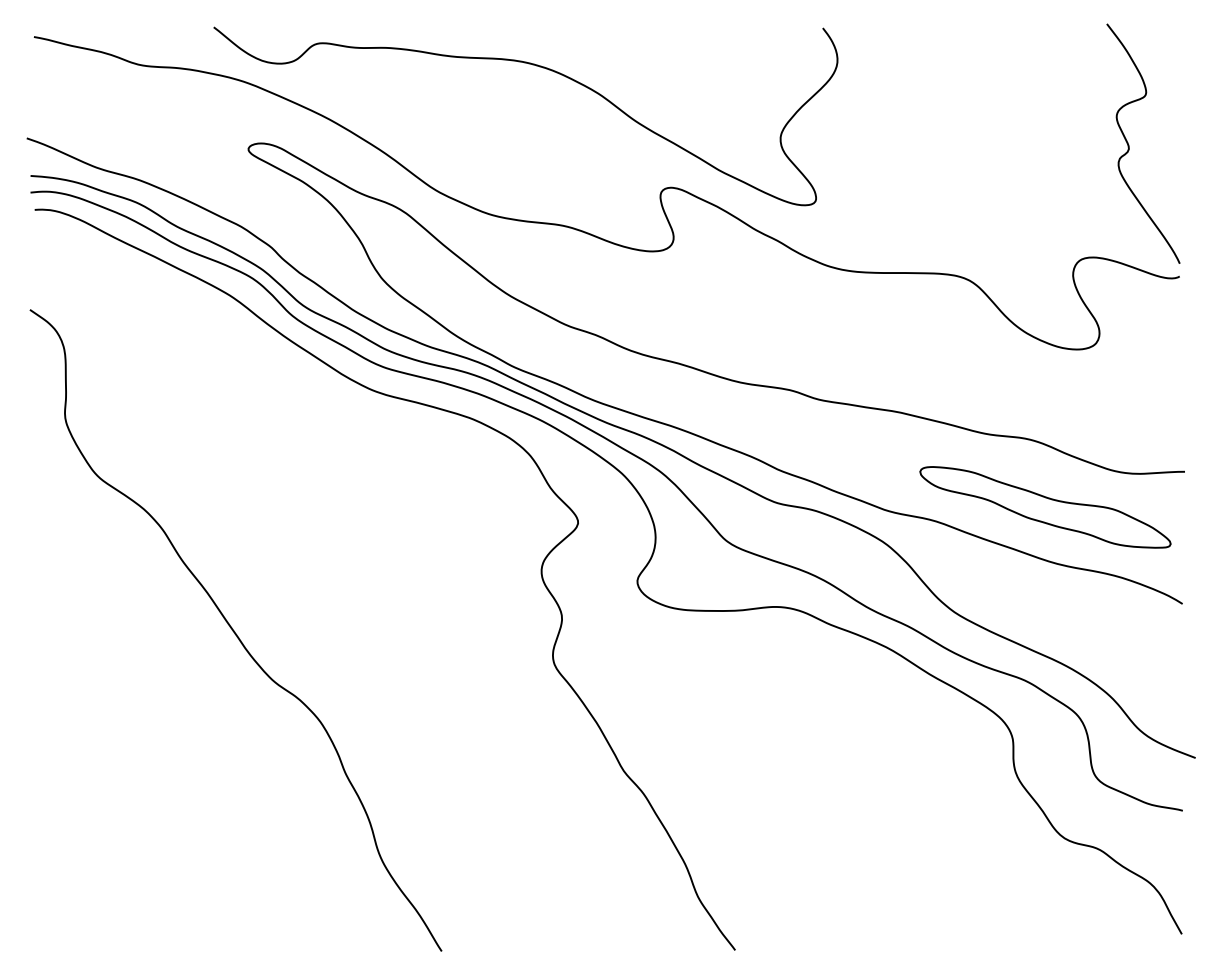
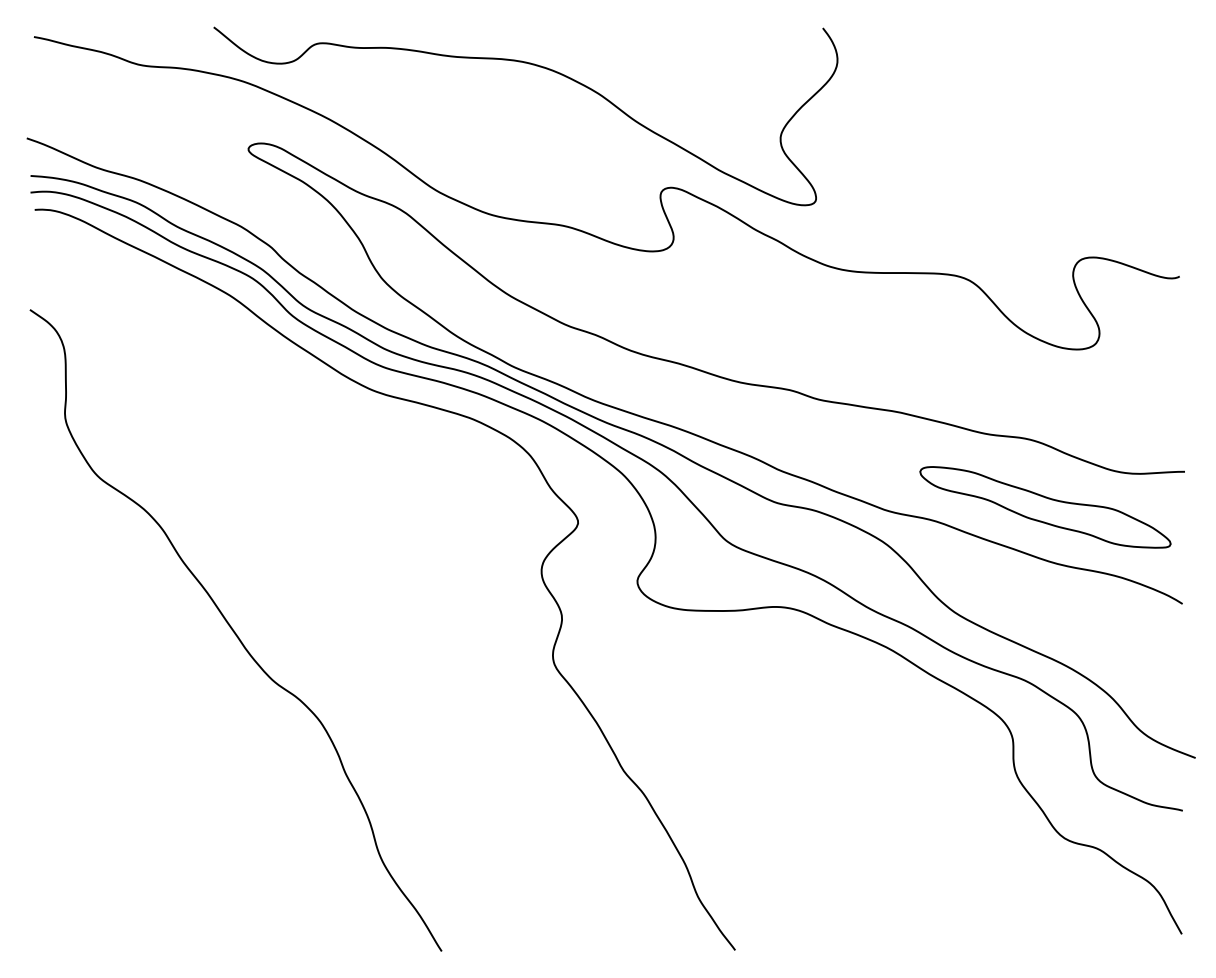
curve: present -> none (1129, 145)
